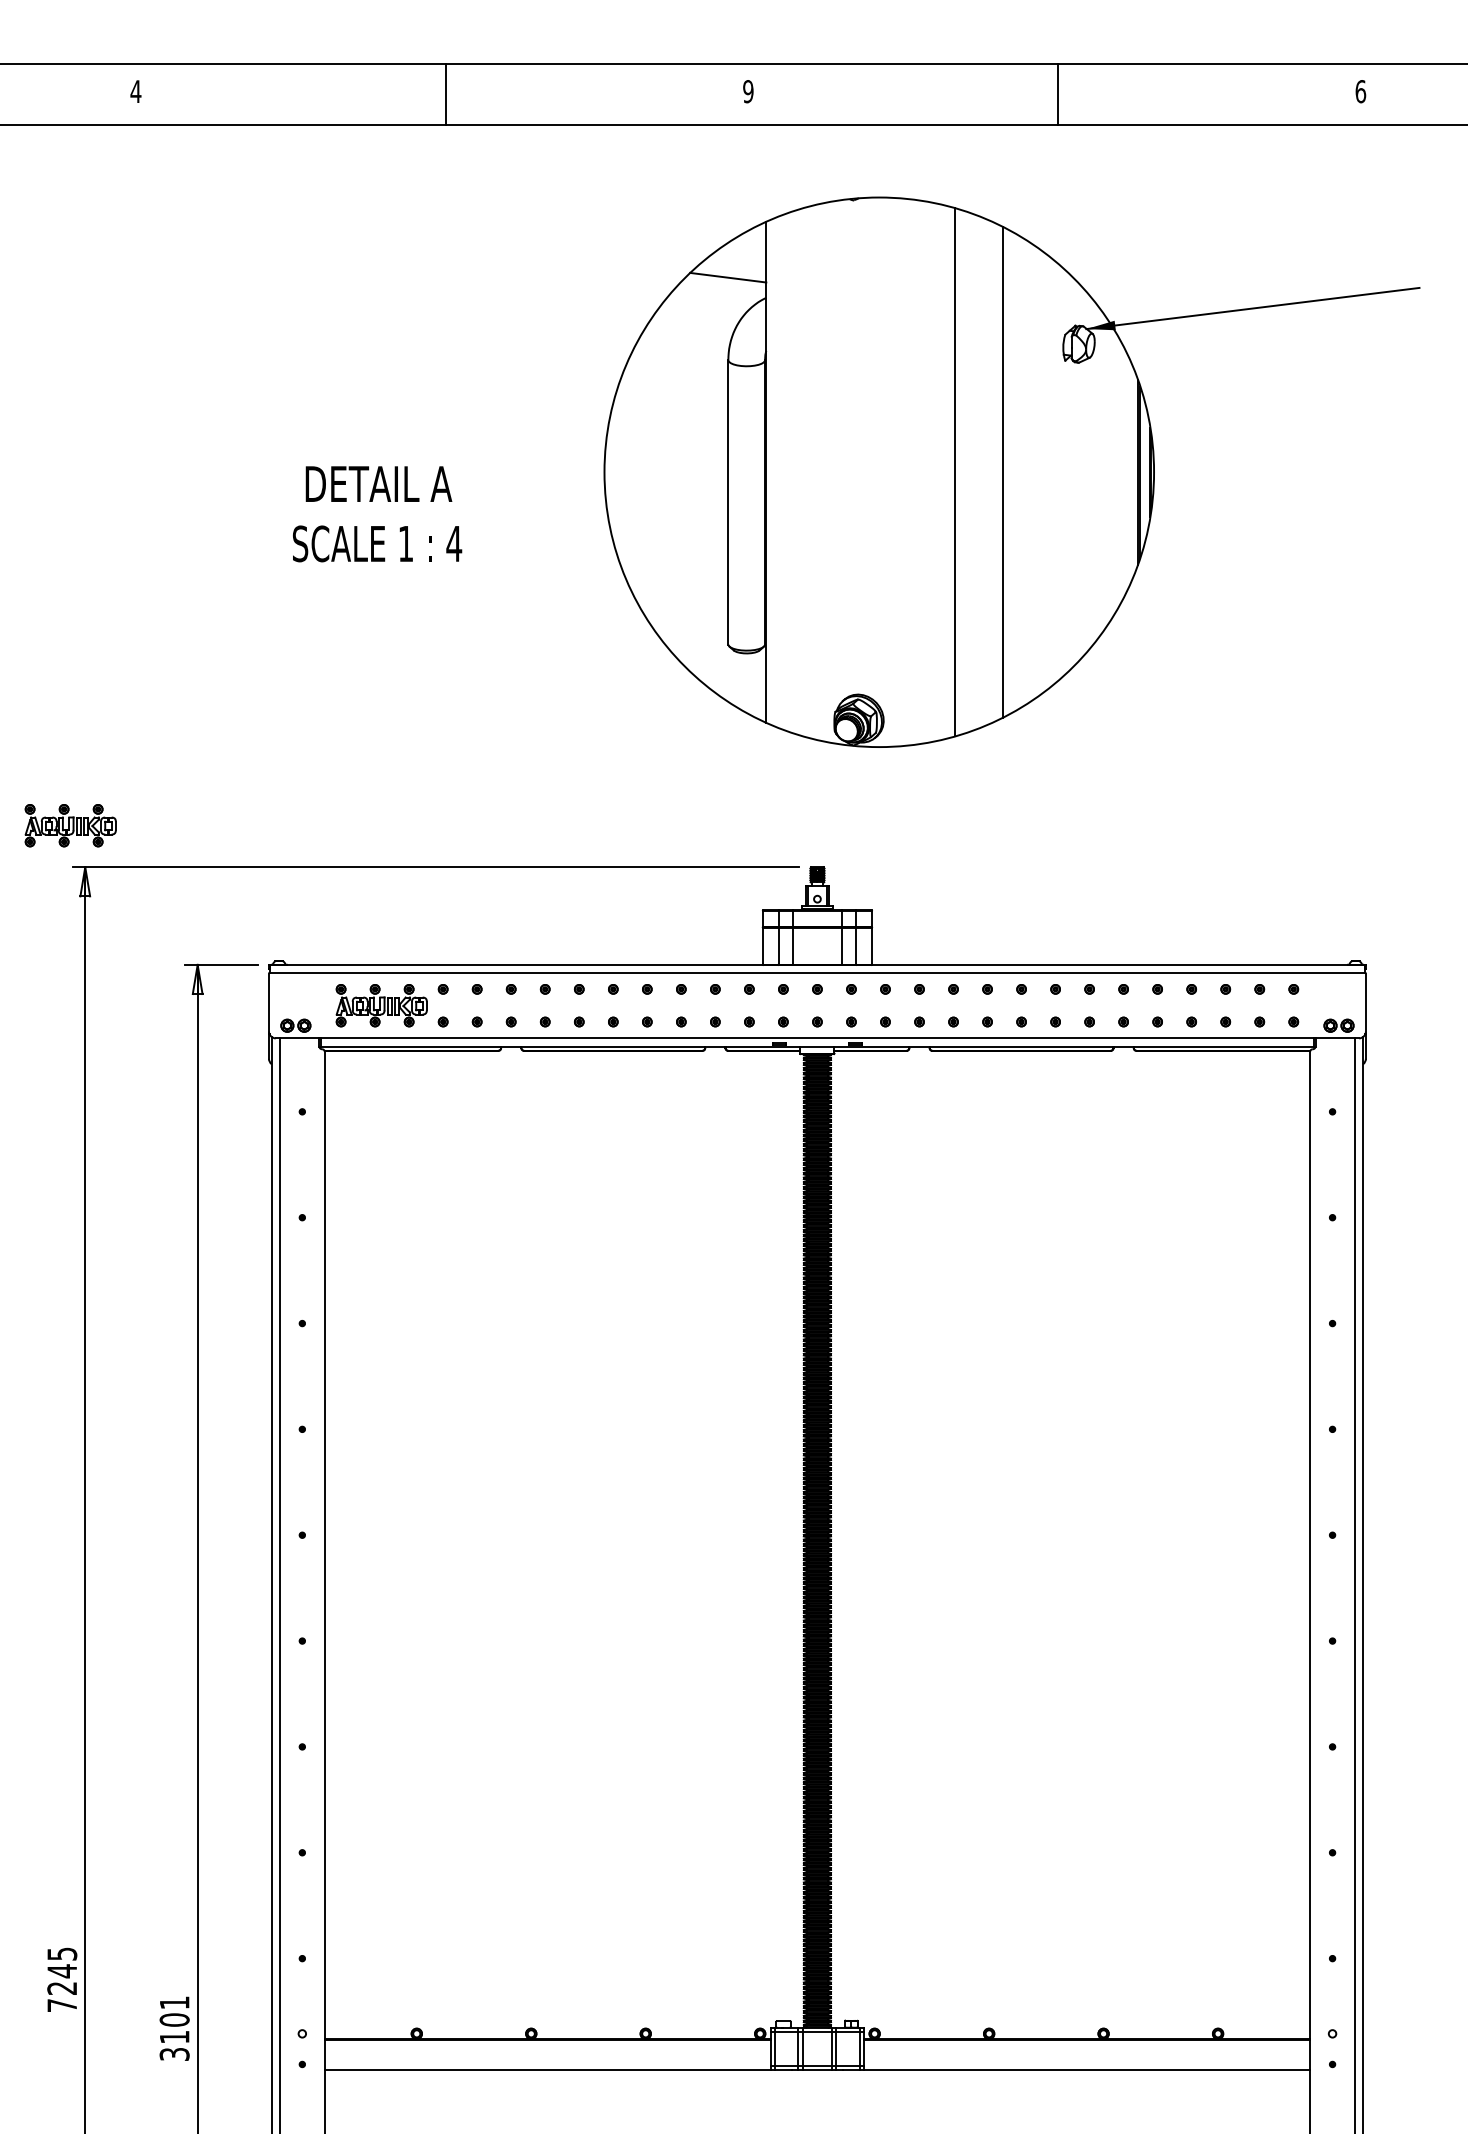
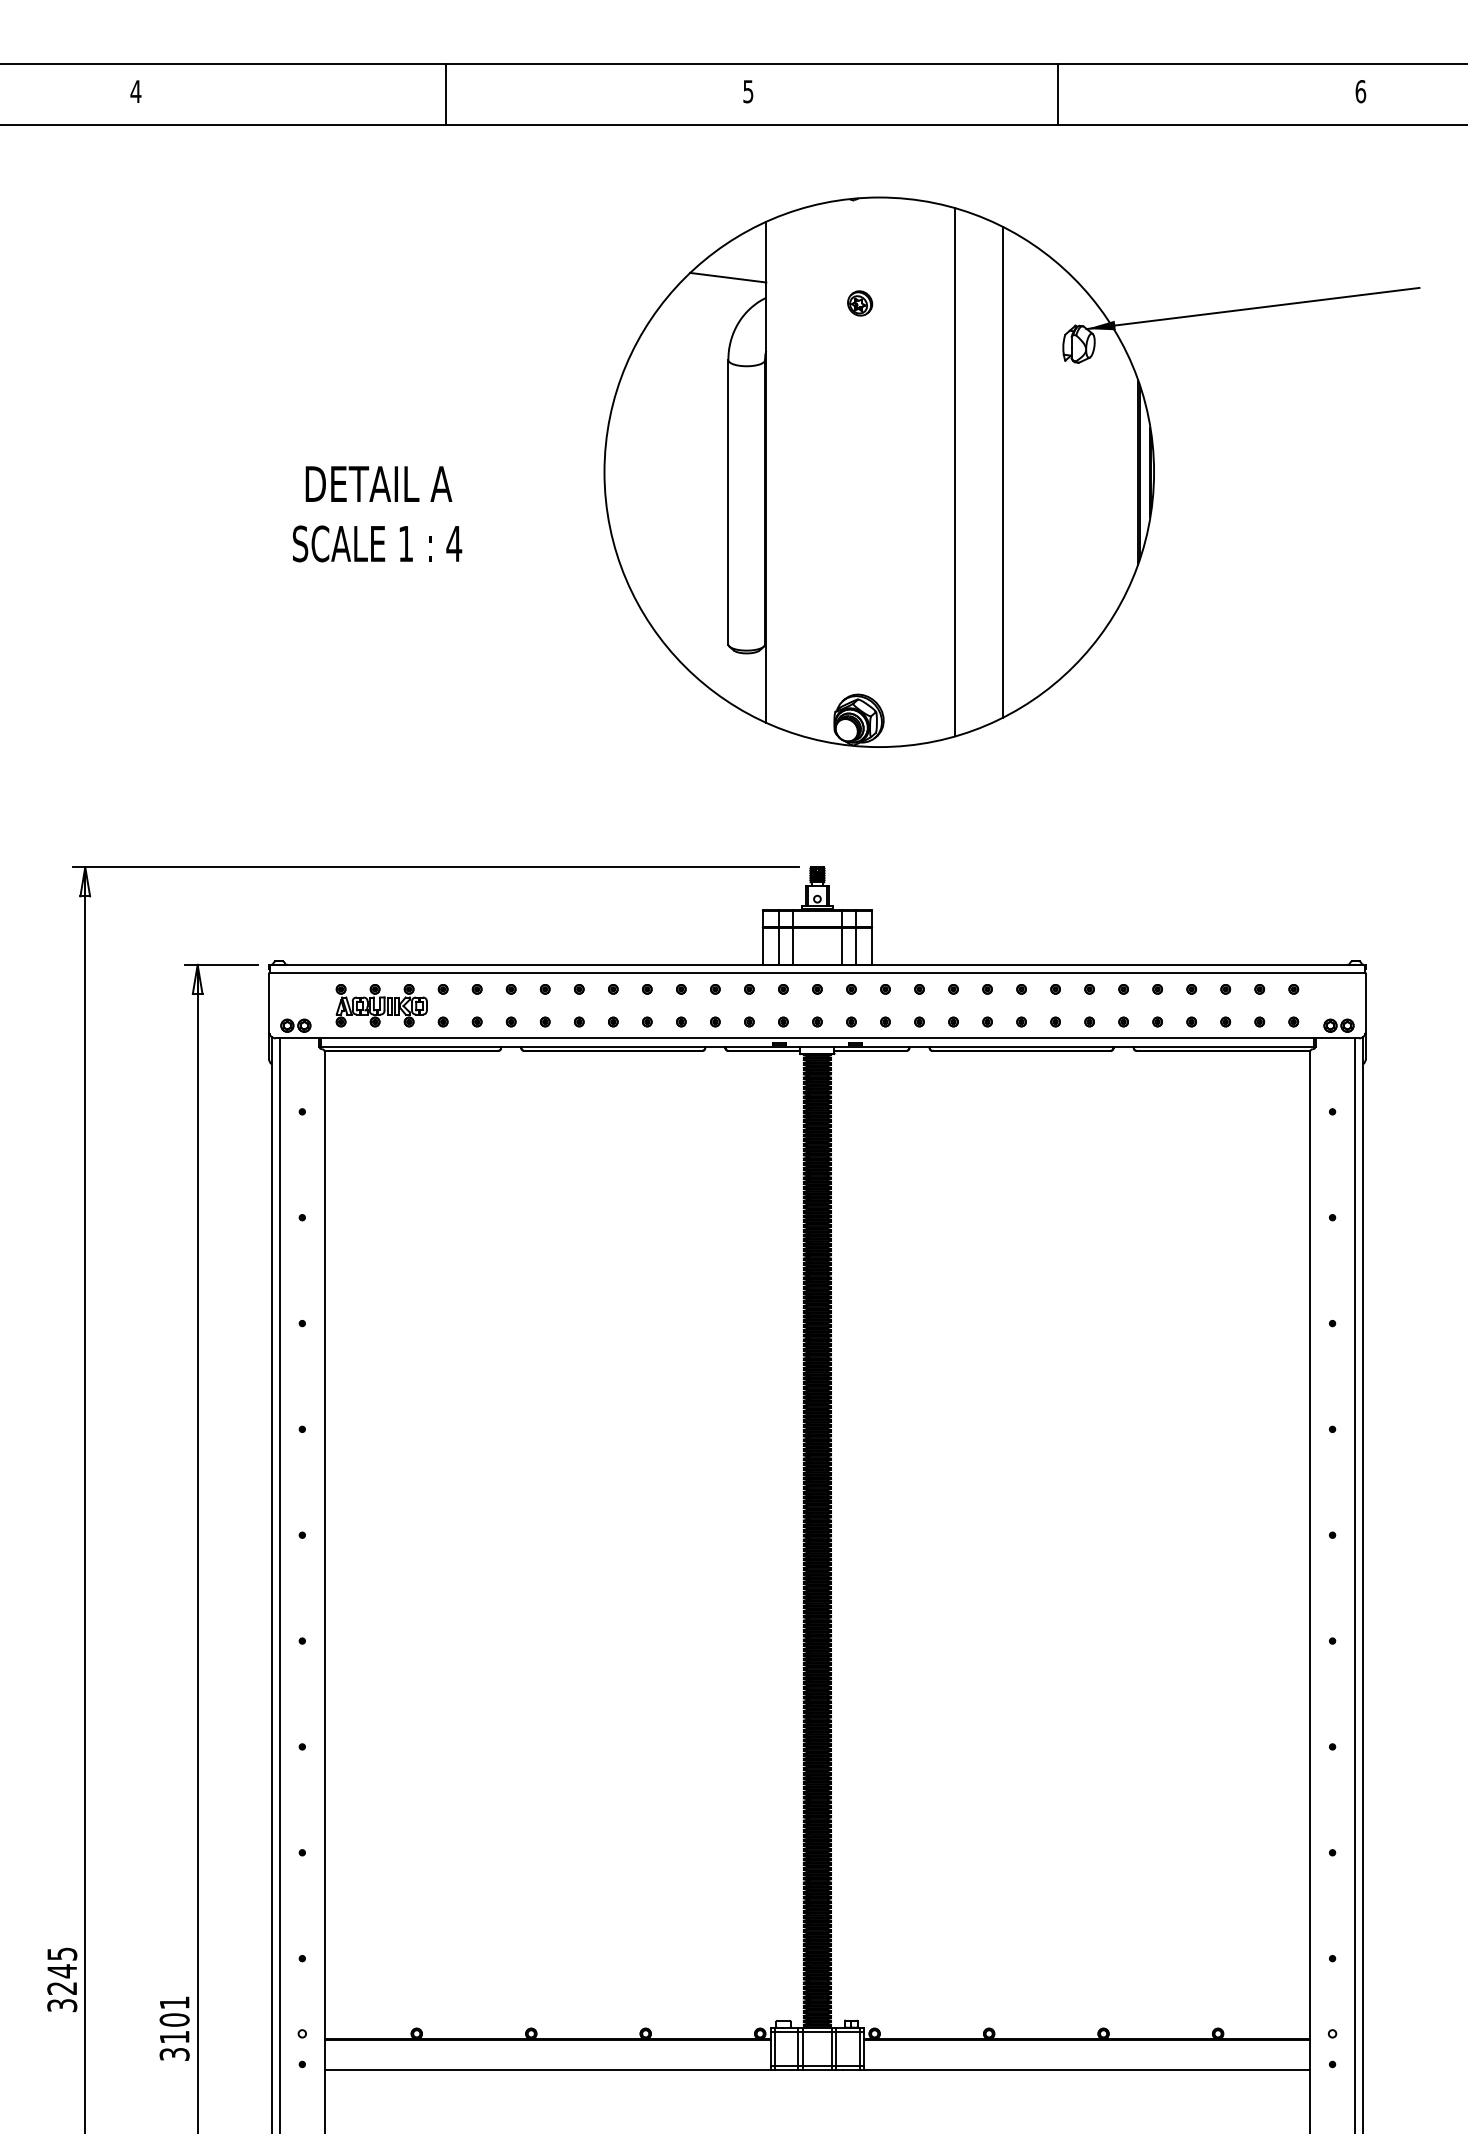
text: 9 -> 5 (748, 91)
part: none -> present (860, 303)
part: present -> none (70, 825)
text: 7245 -> 3245 (62, 2005)
